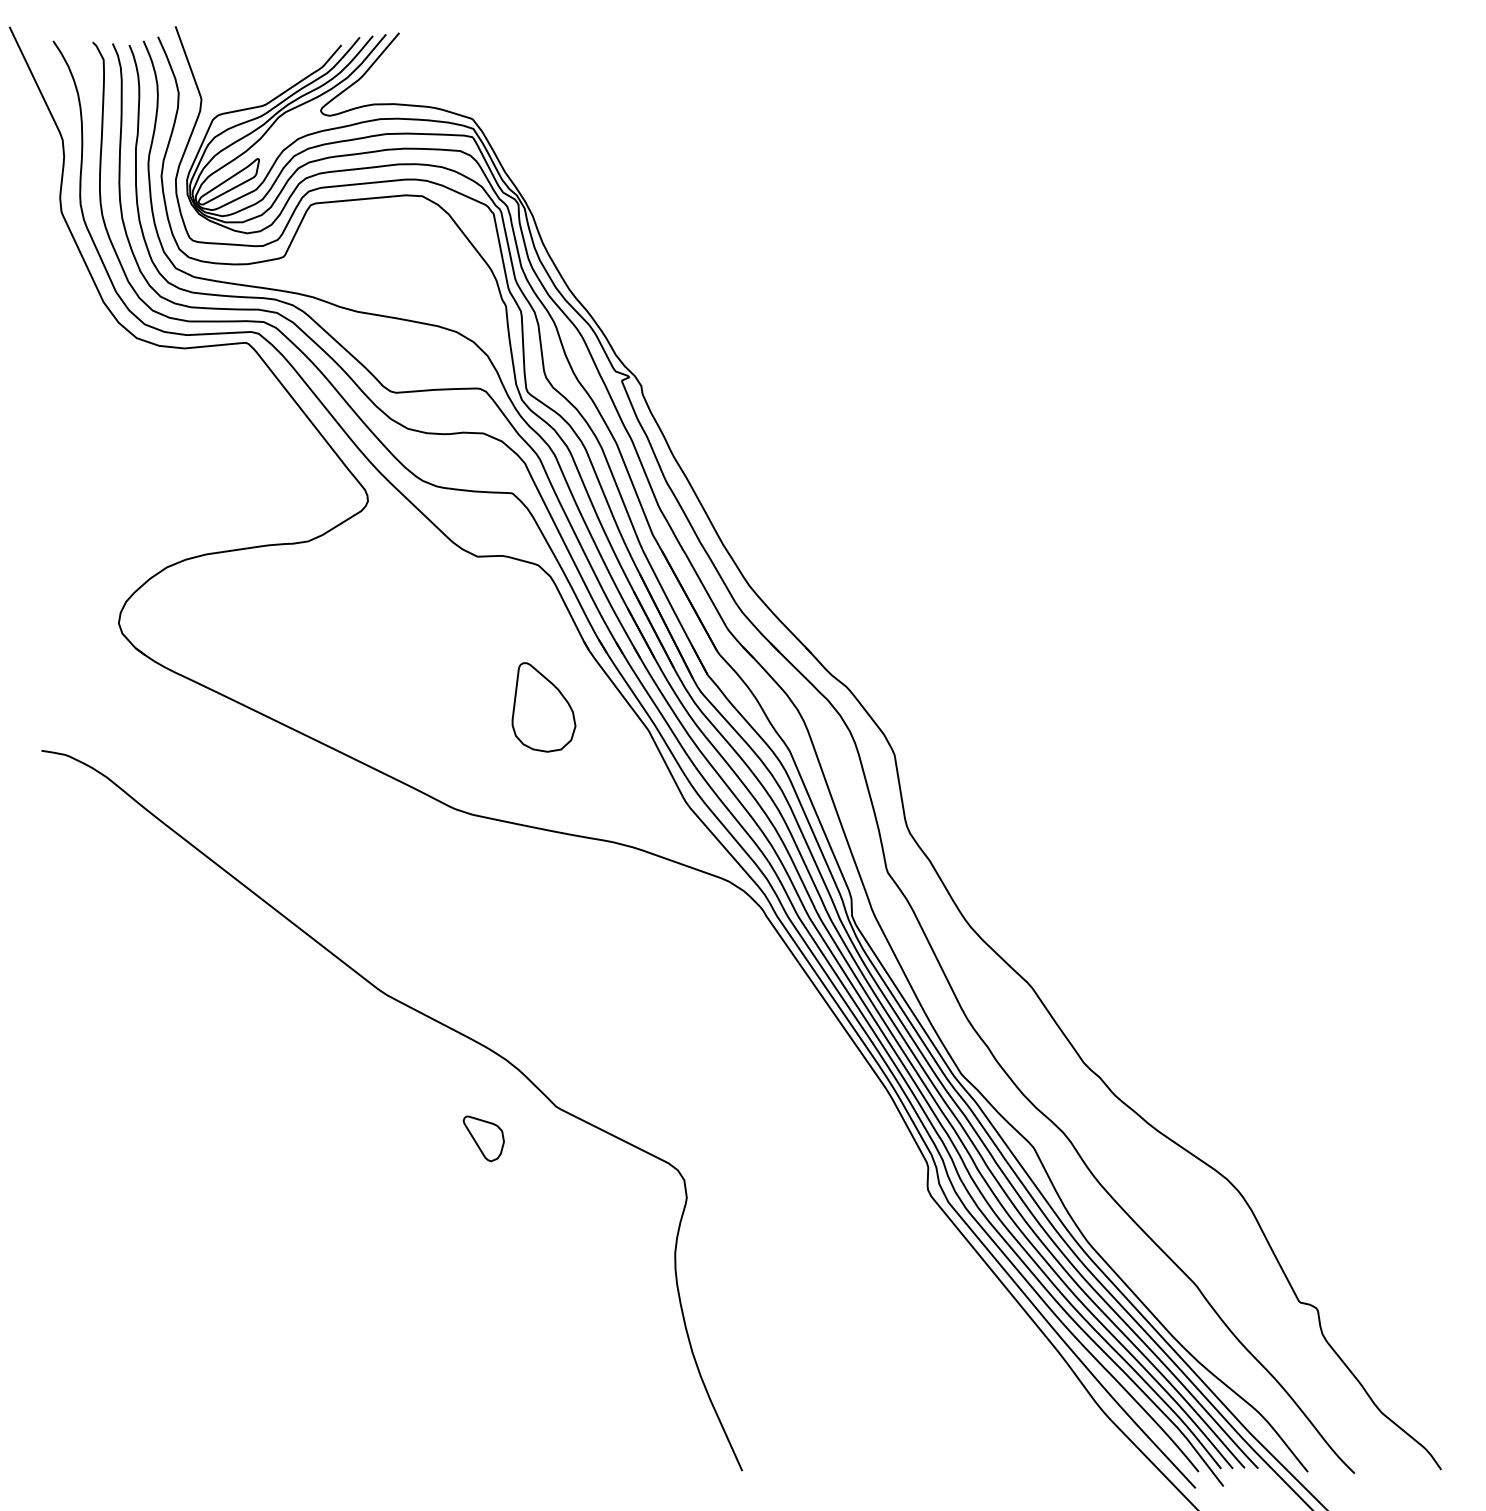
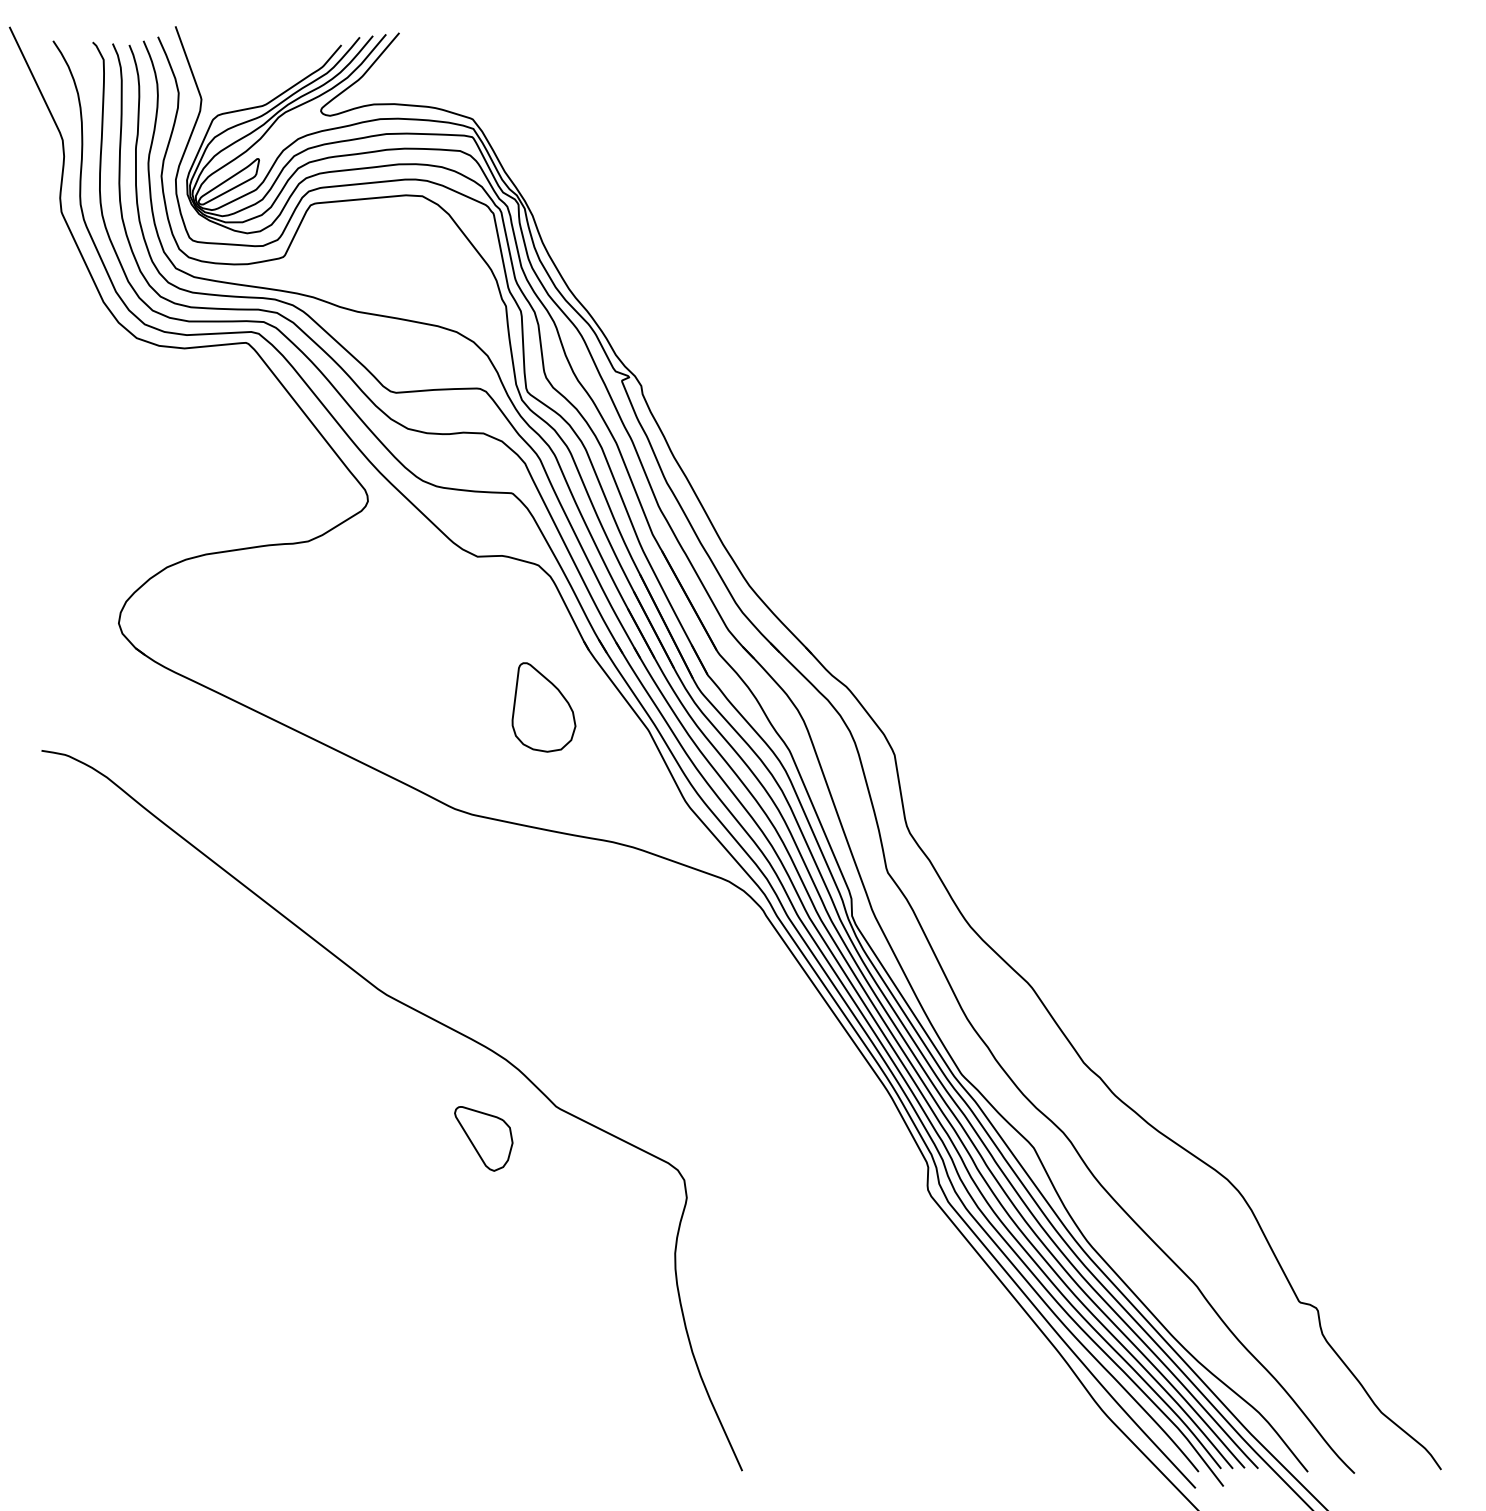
part size: 43x48 px -> 60x66 px (483, 1138)
